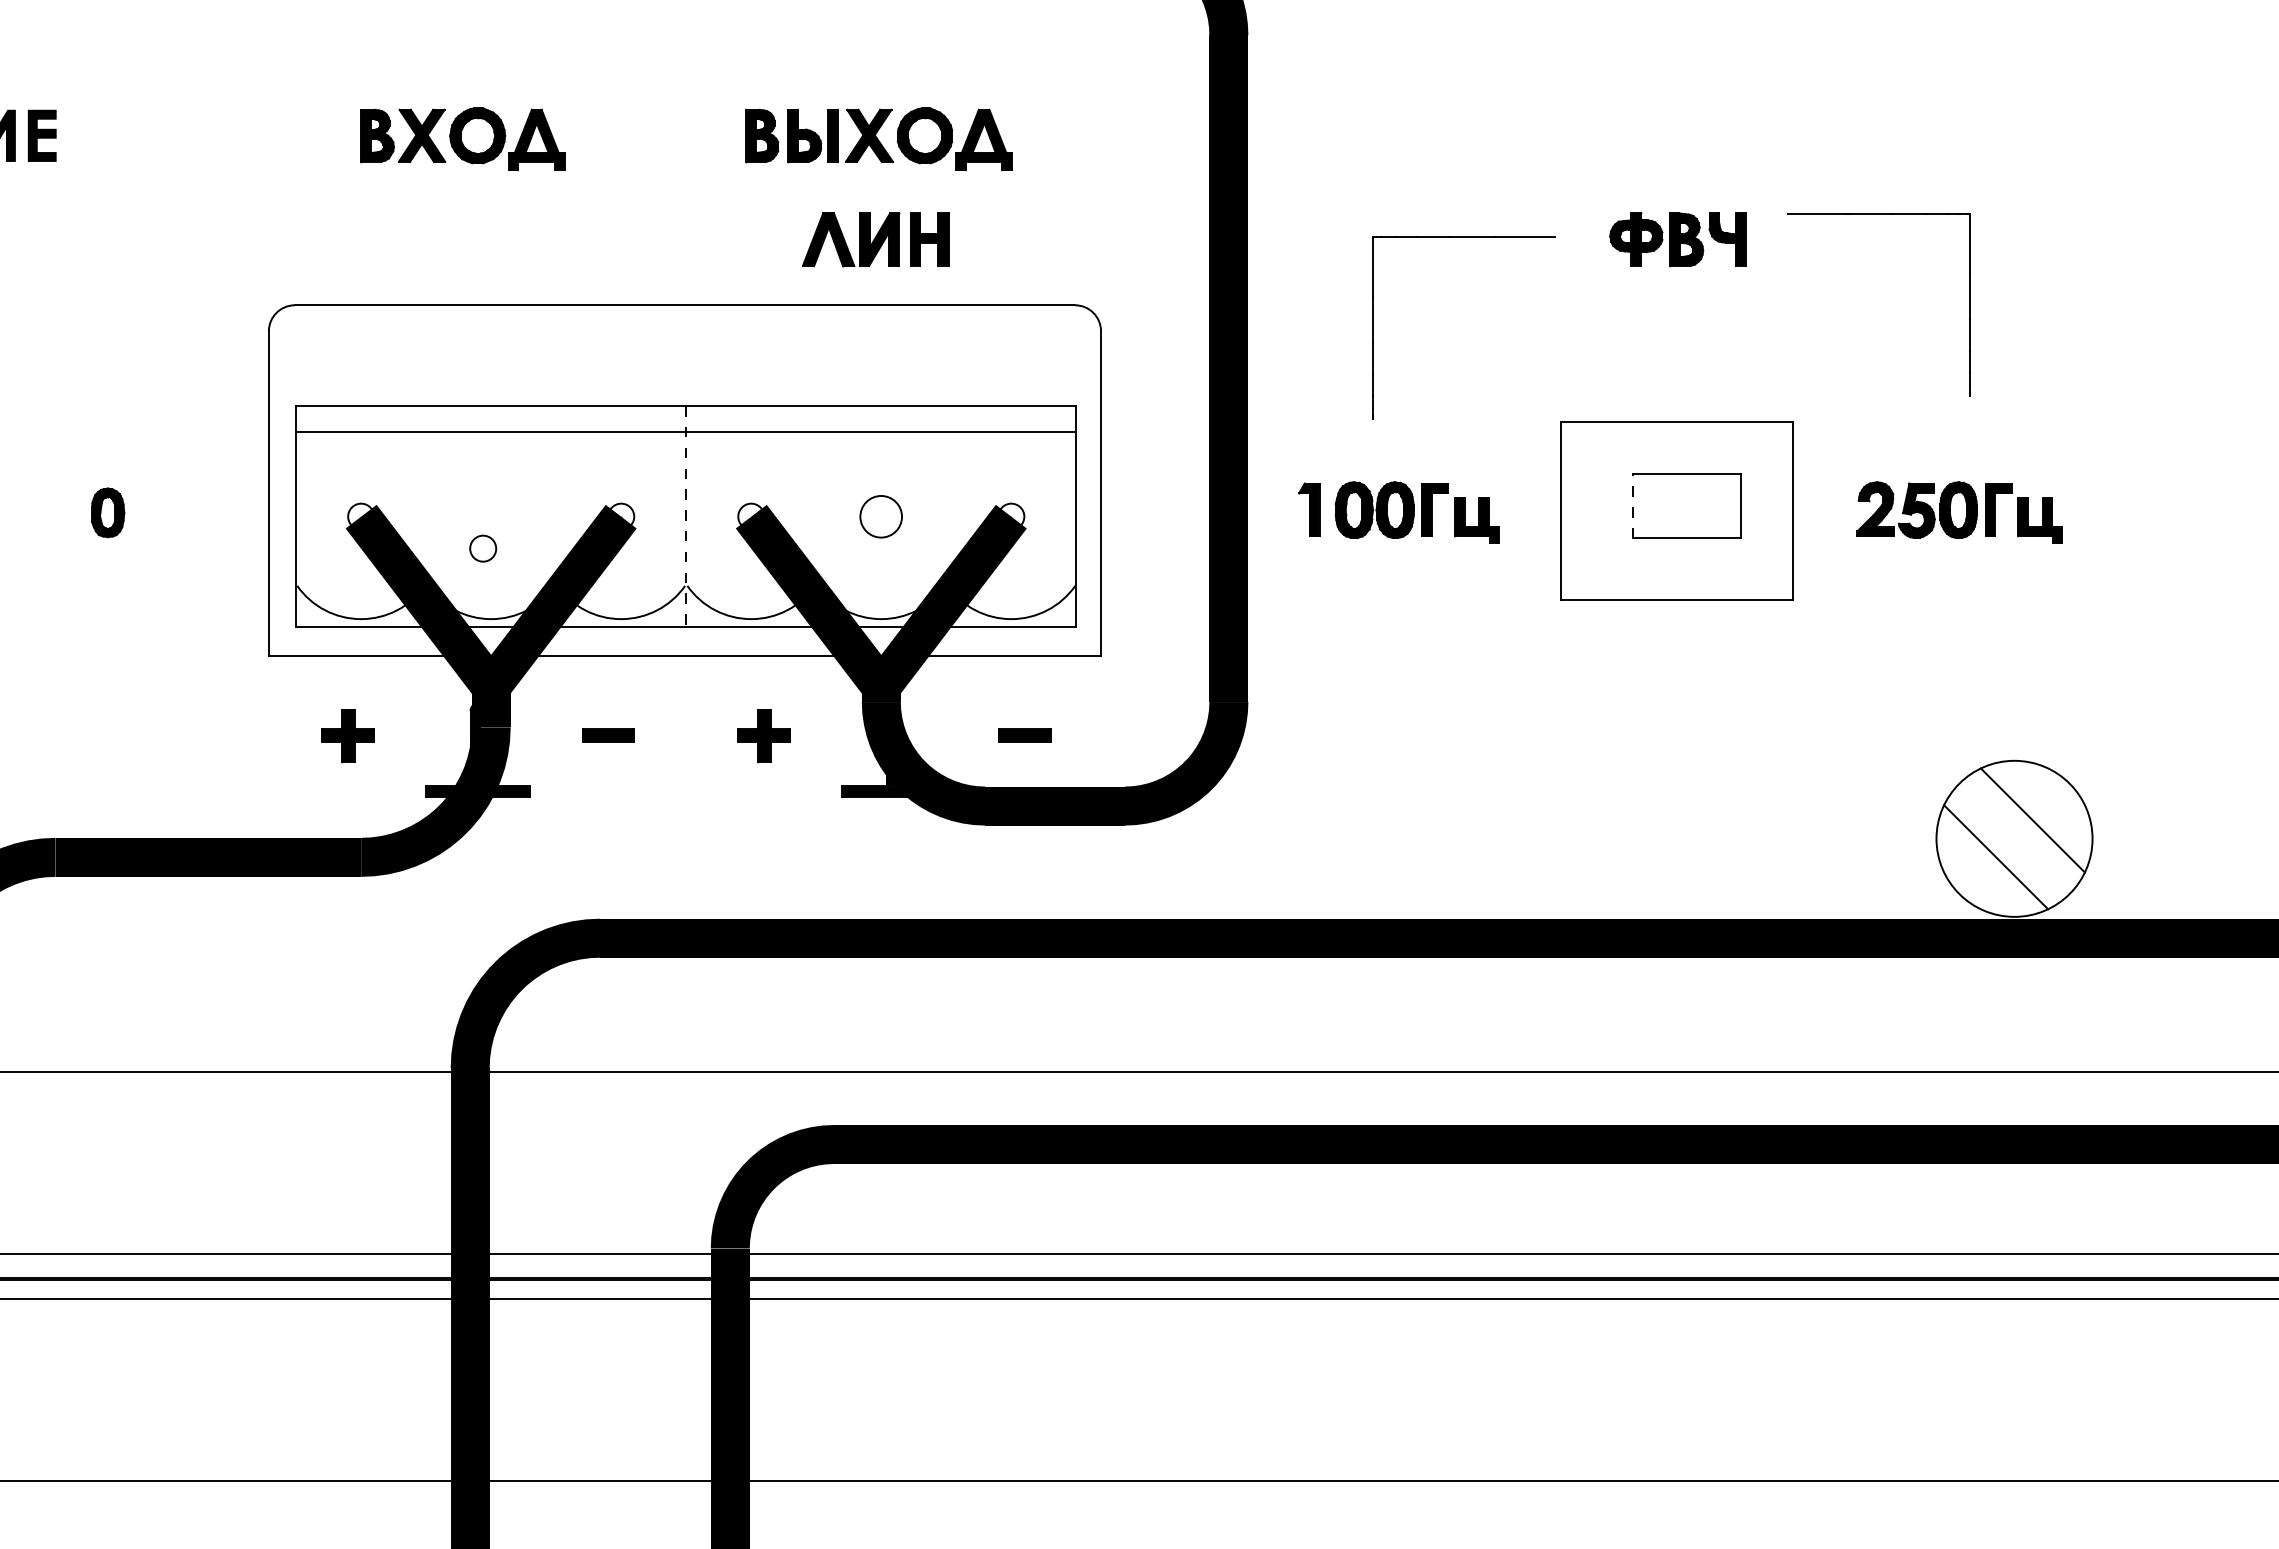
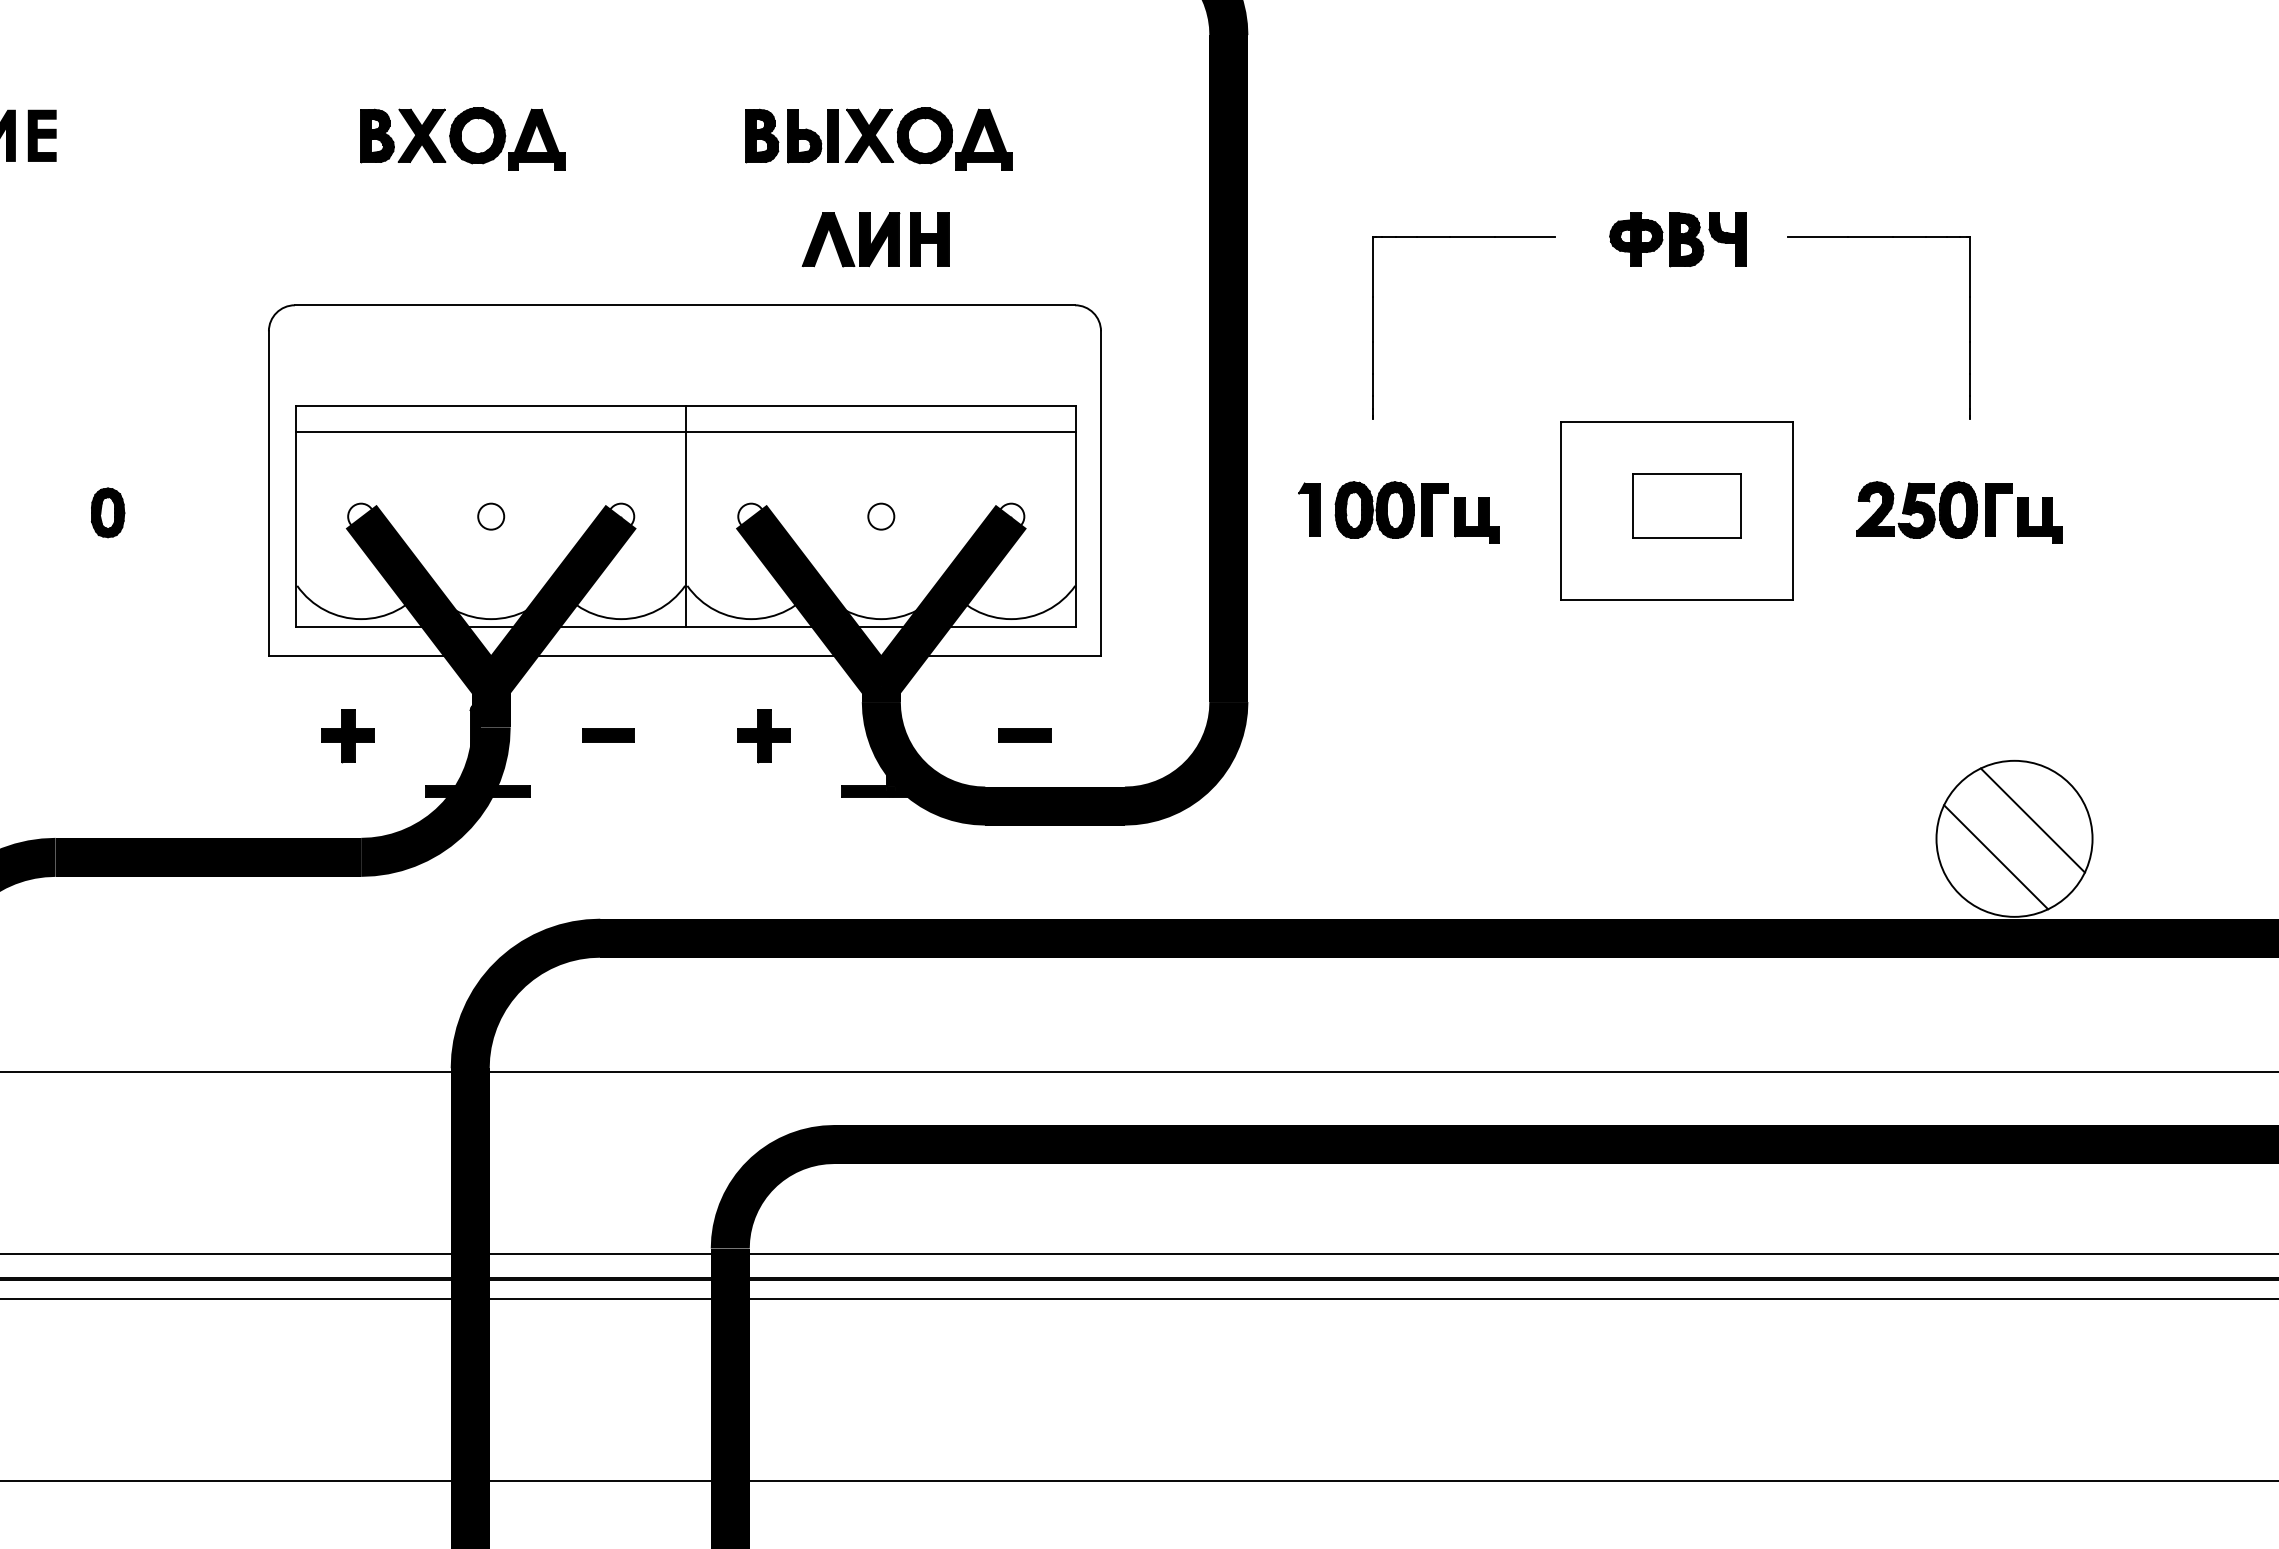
part position: (1878, 214) -> (1878, 237) (1878, 237)
line: dashed -> solid (1632, 505)
line: dashed -> solid (686, 516)
circle size: 44x44 px -> 29x29 px (881, 516)
circle position: (483, 548) -> (491, 516) (491, 516)
